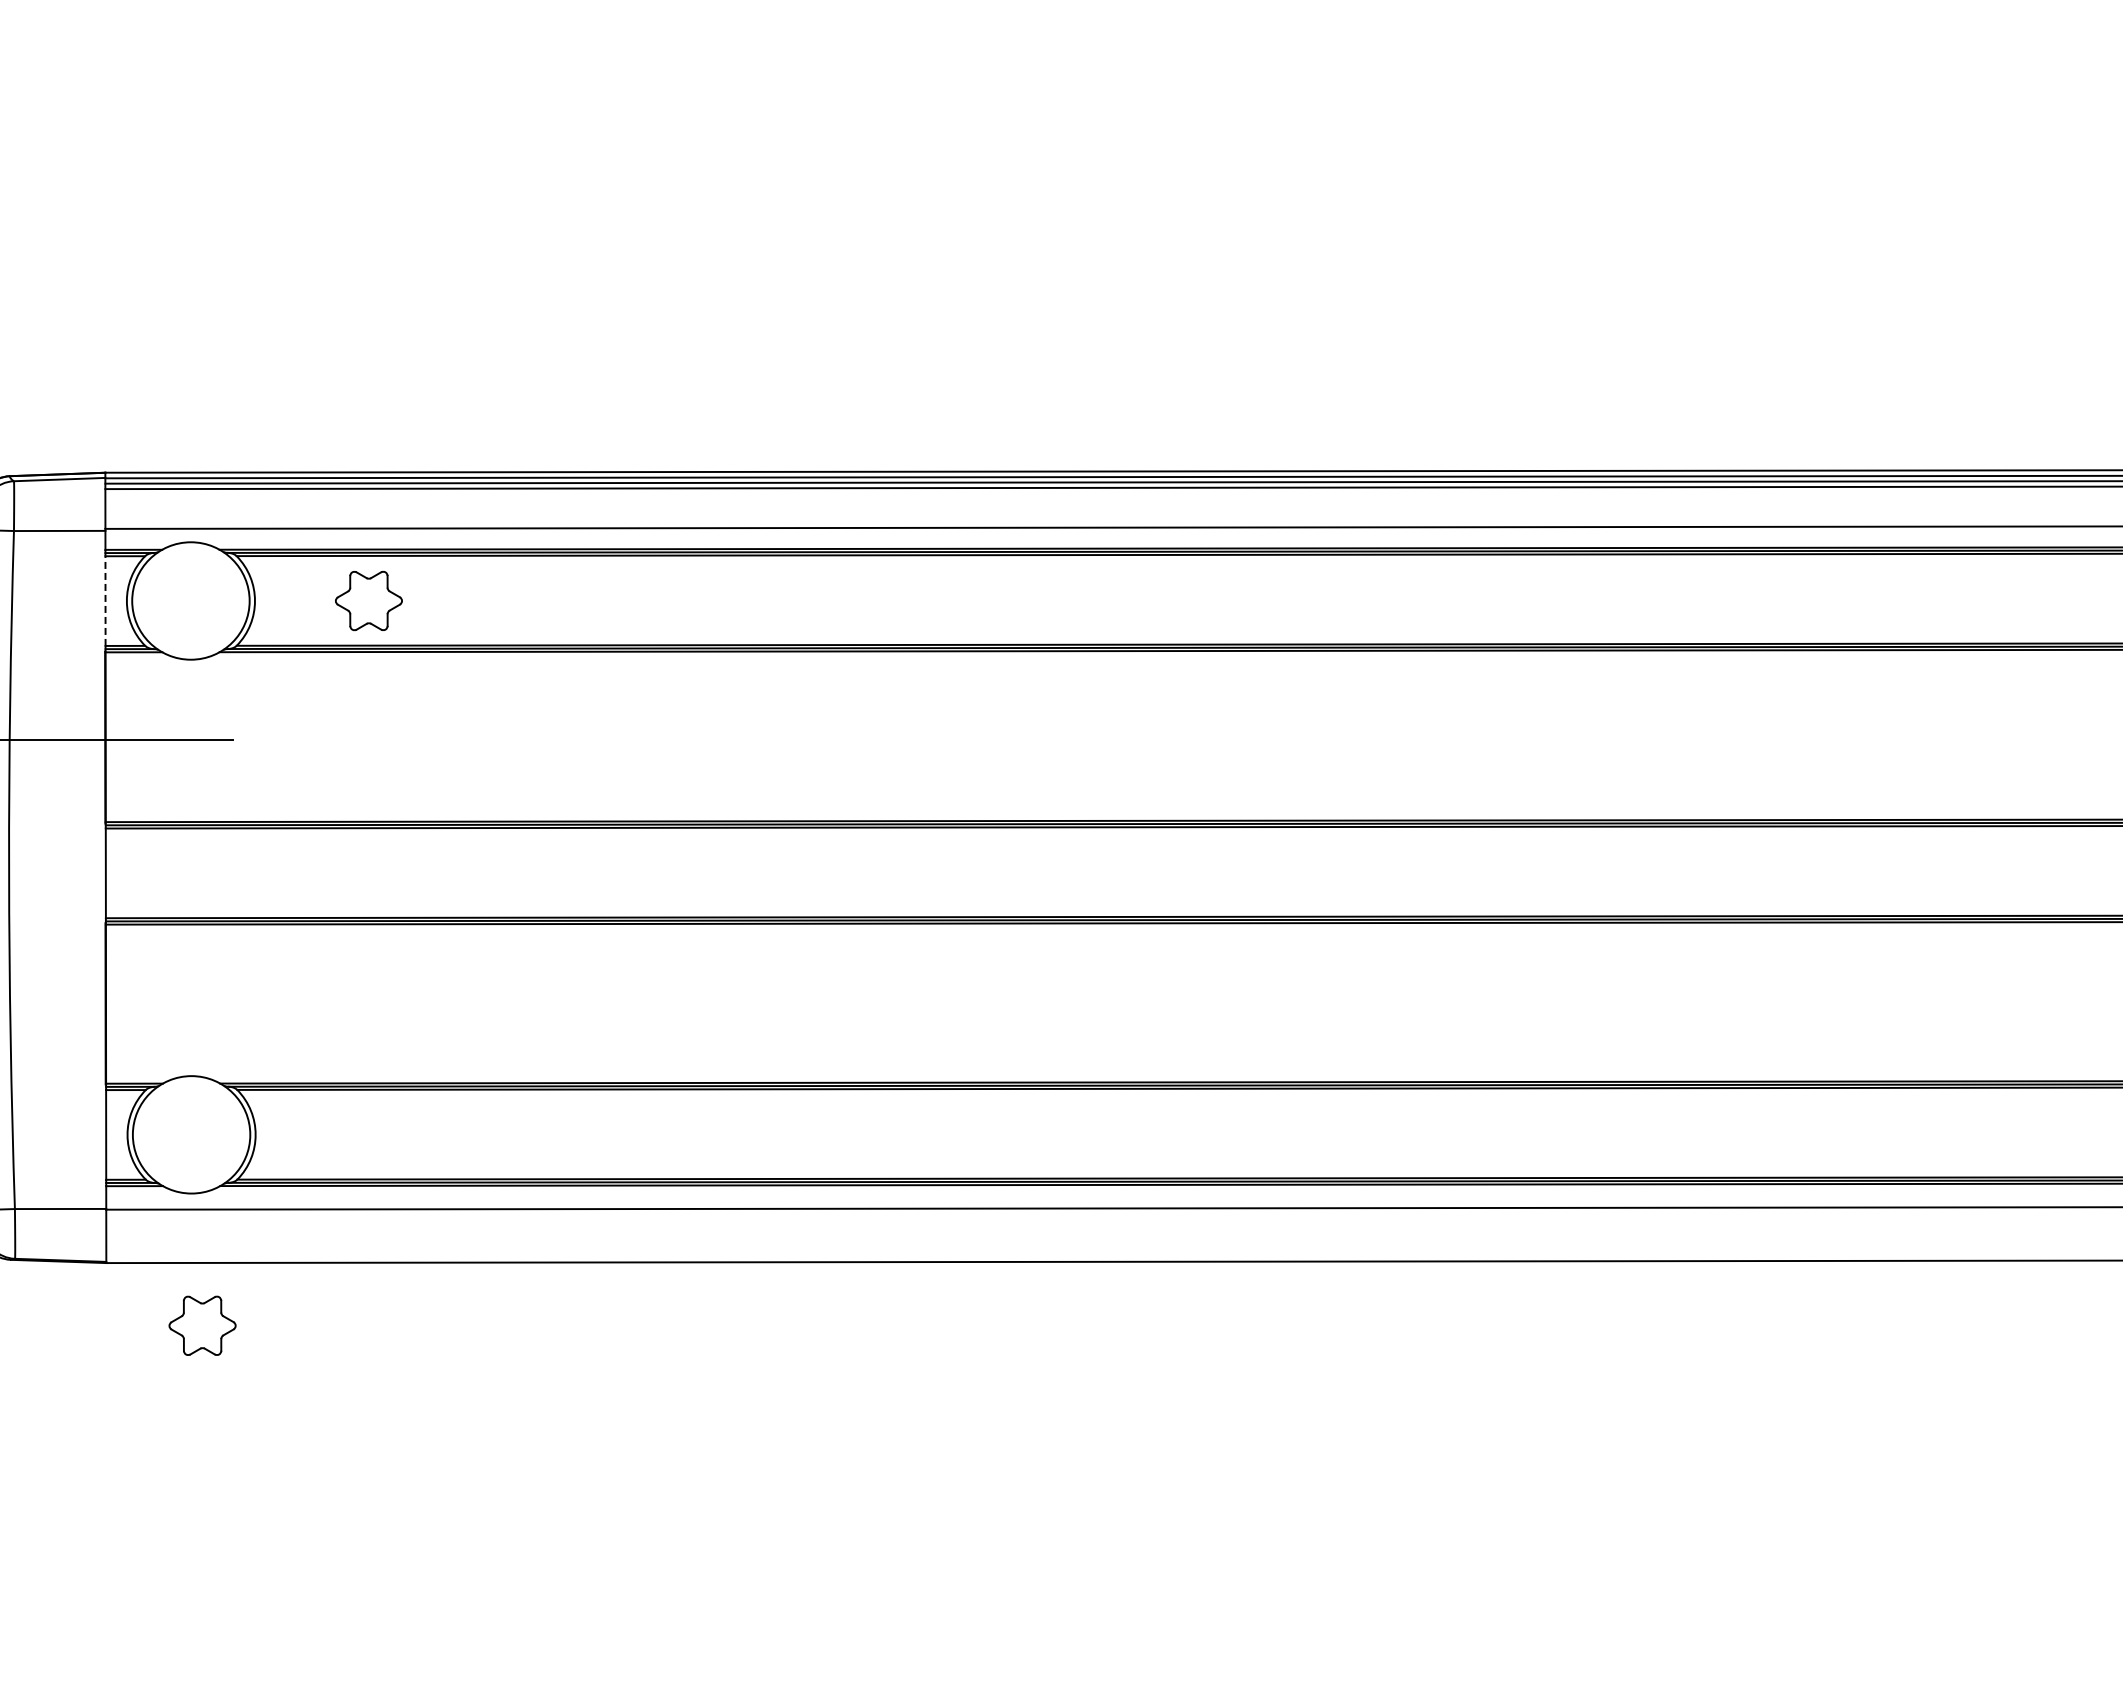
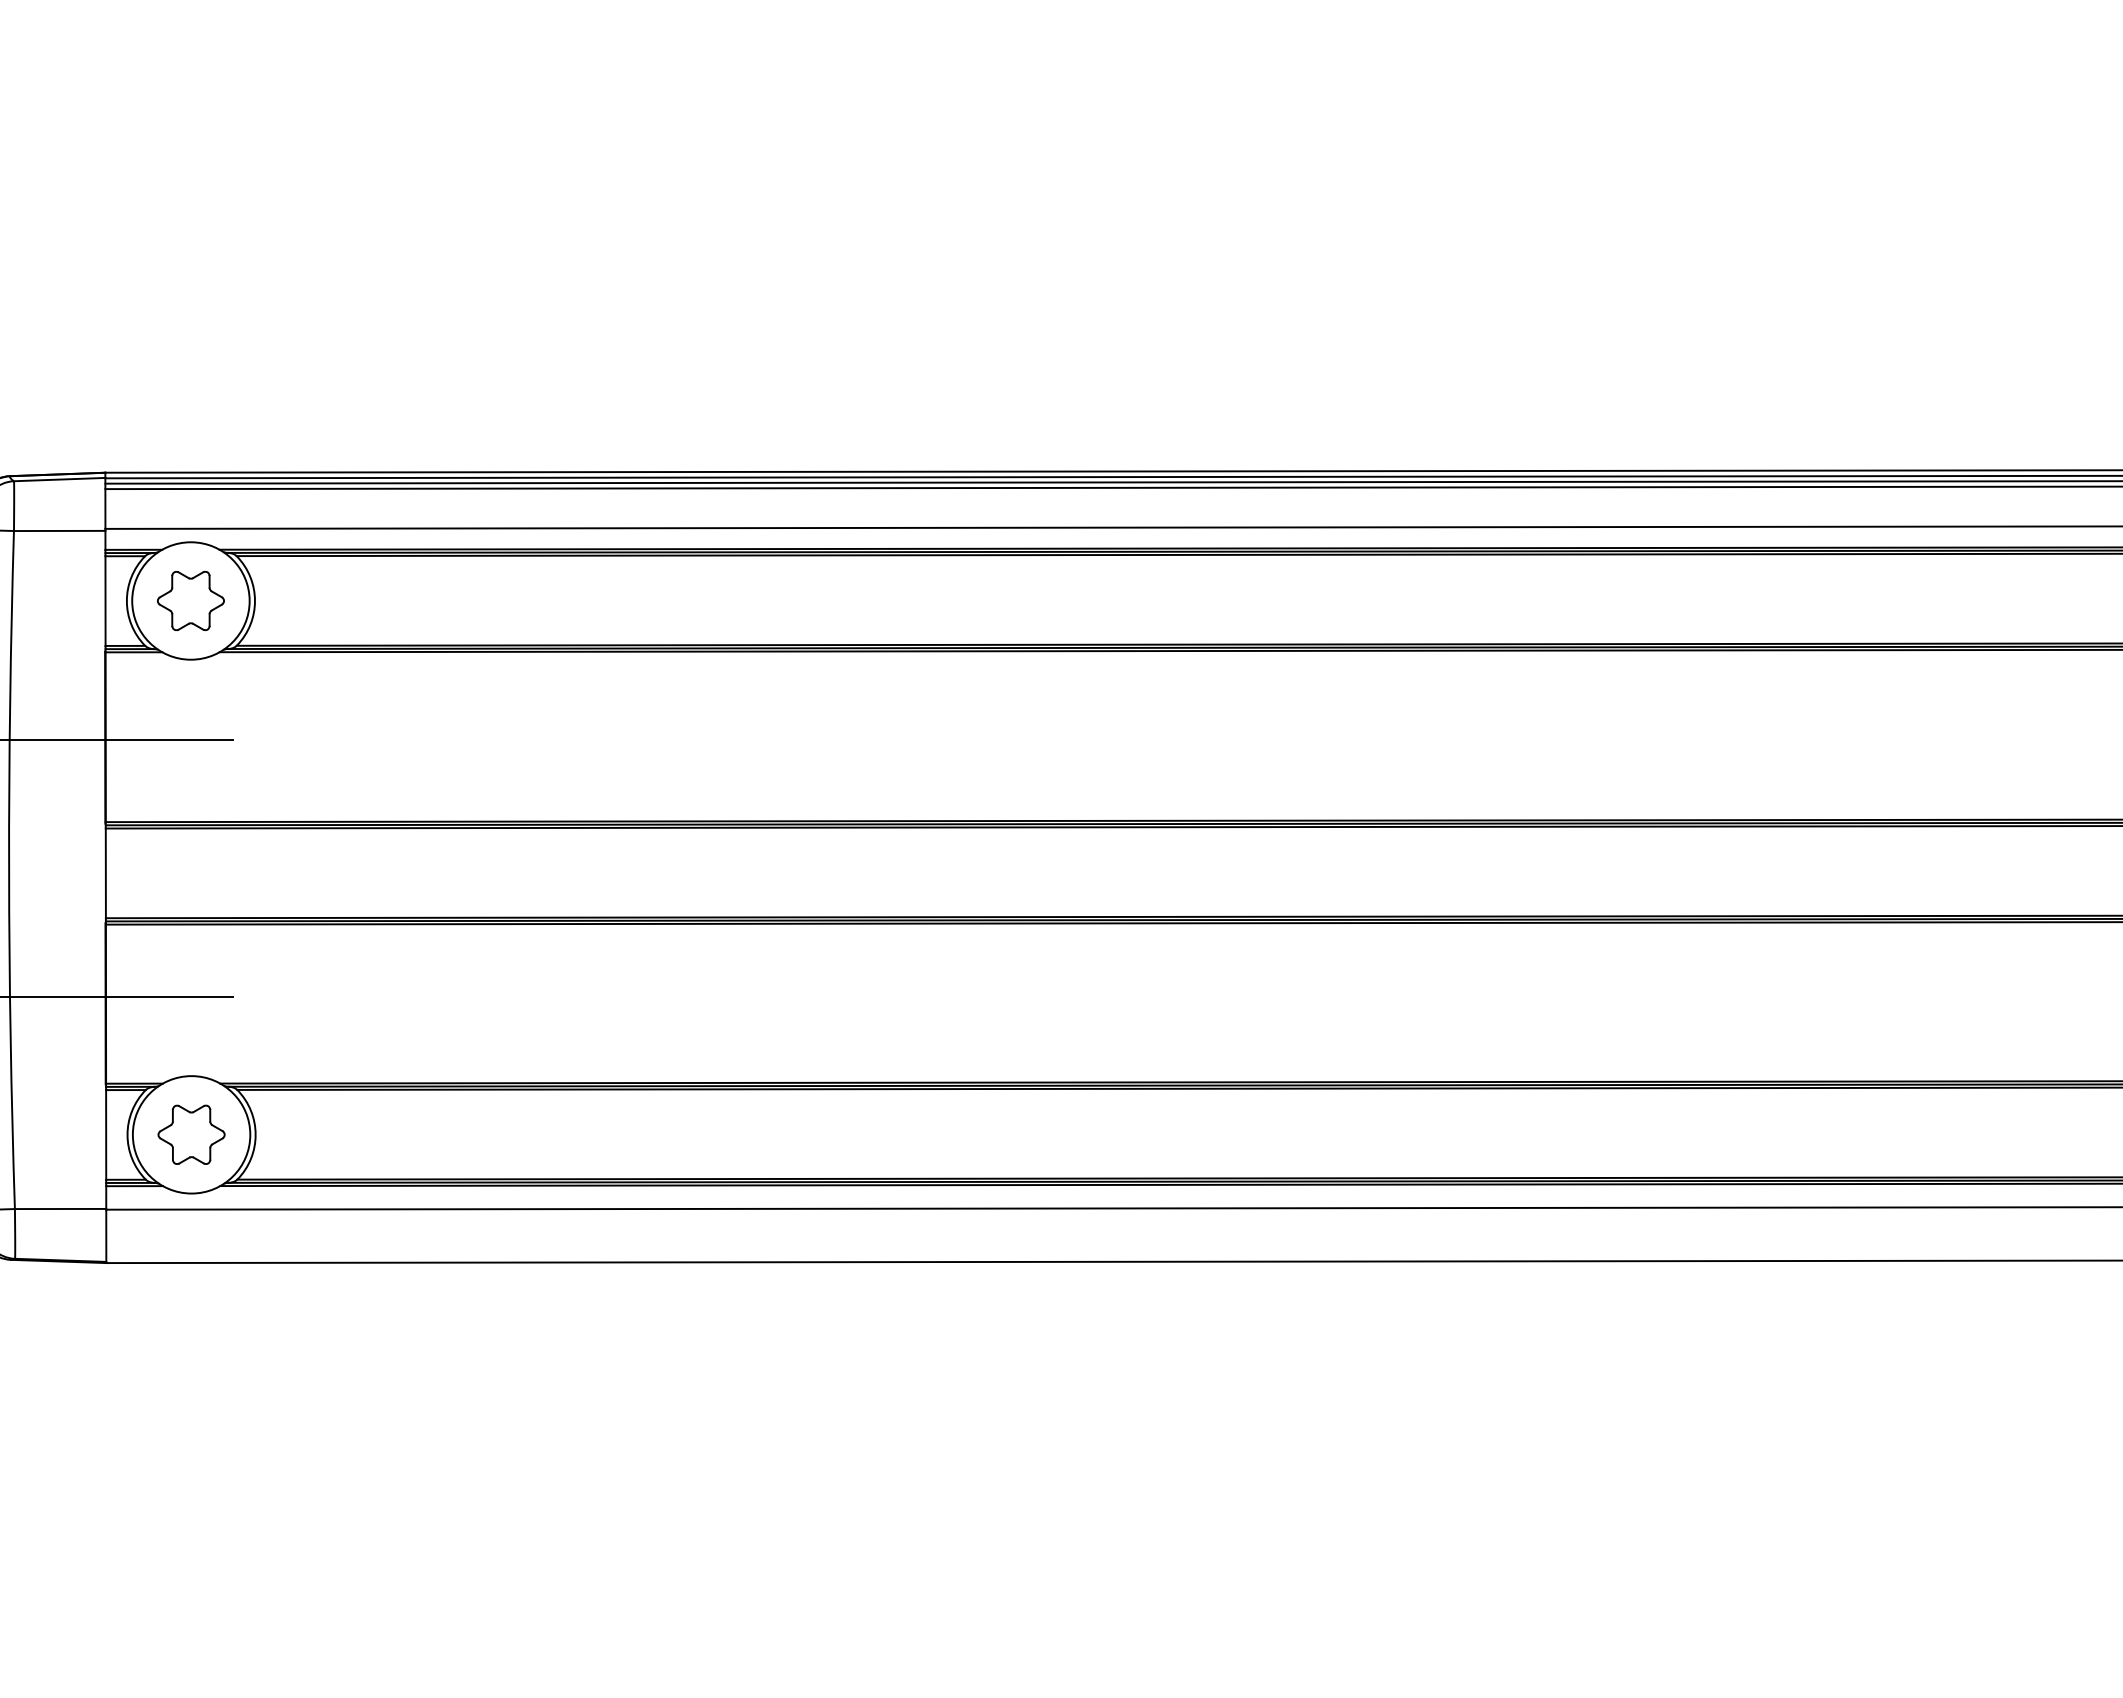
line: dashed -> solid (105, 601)
part position: (368, 601) -> (190, 601) (190, 601)
line: none -> present (118, 996)
part position: (202, 1325) -> (191, 1134) (191, 1134)
